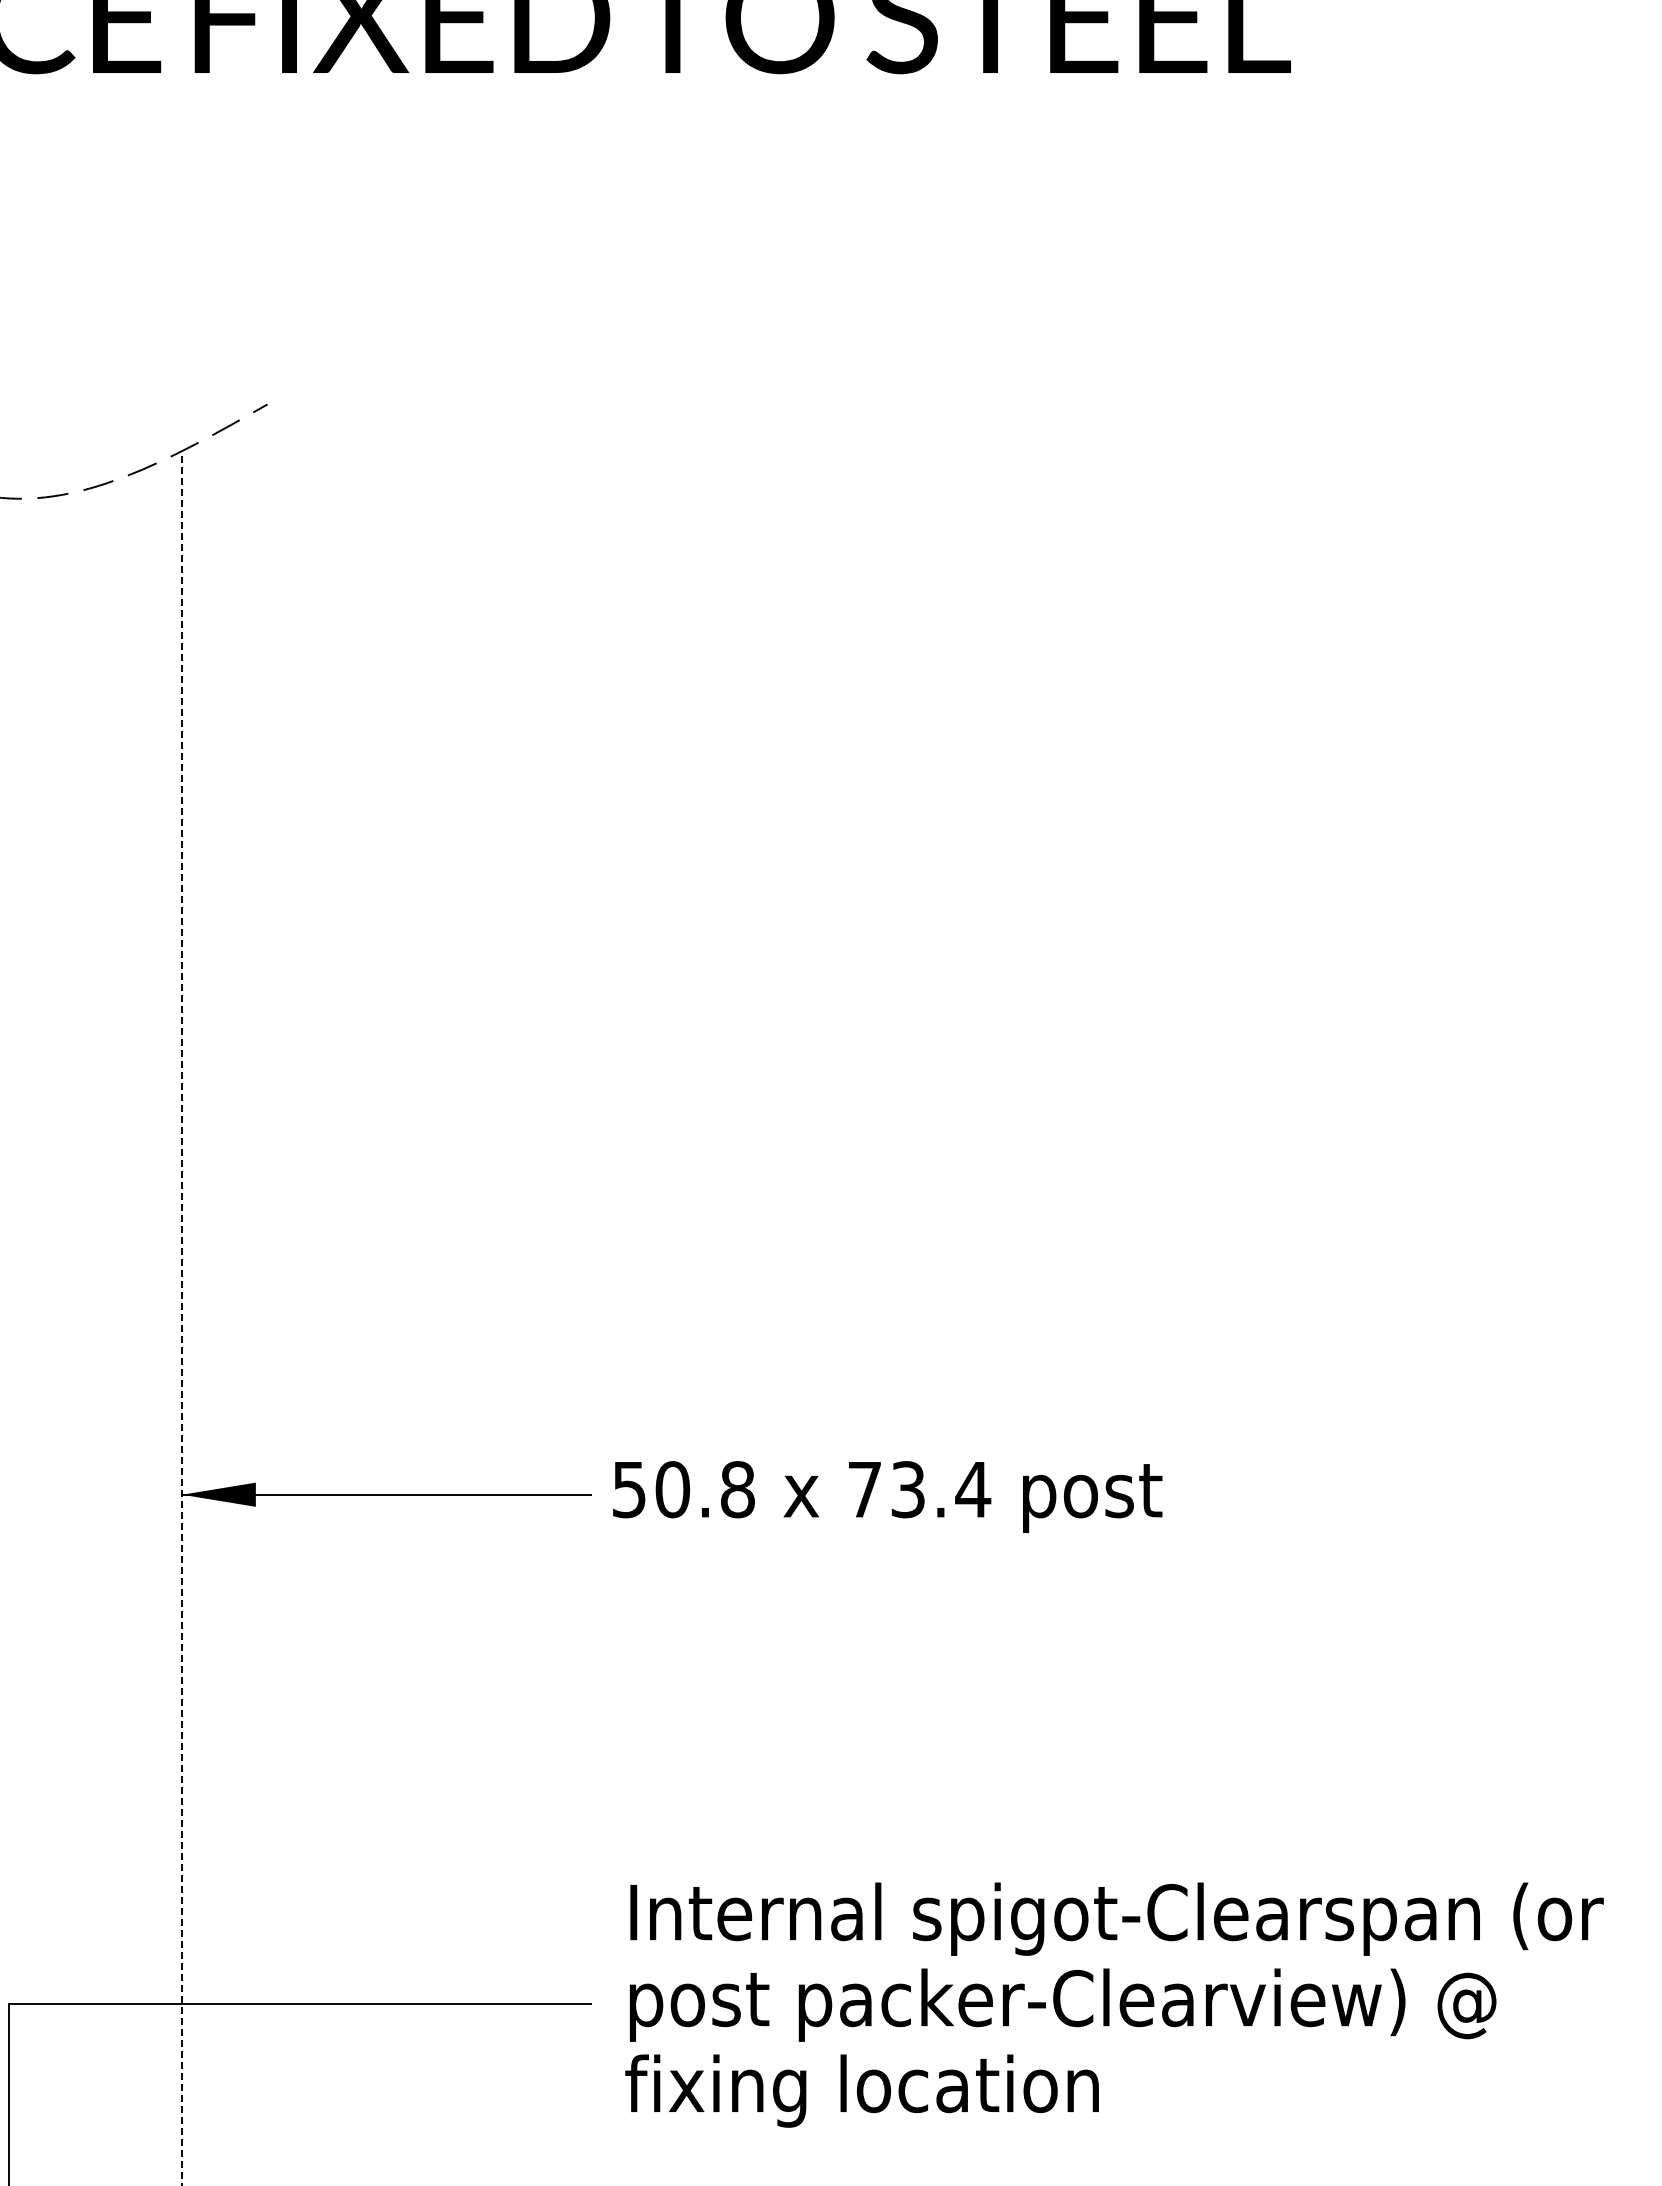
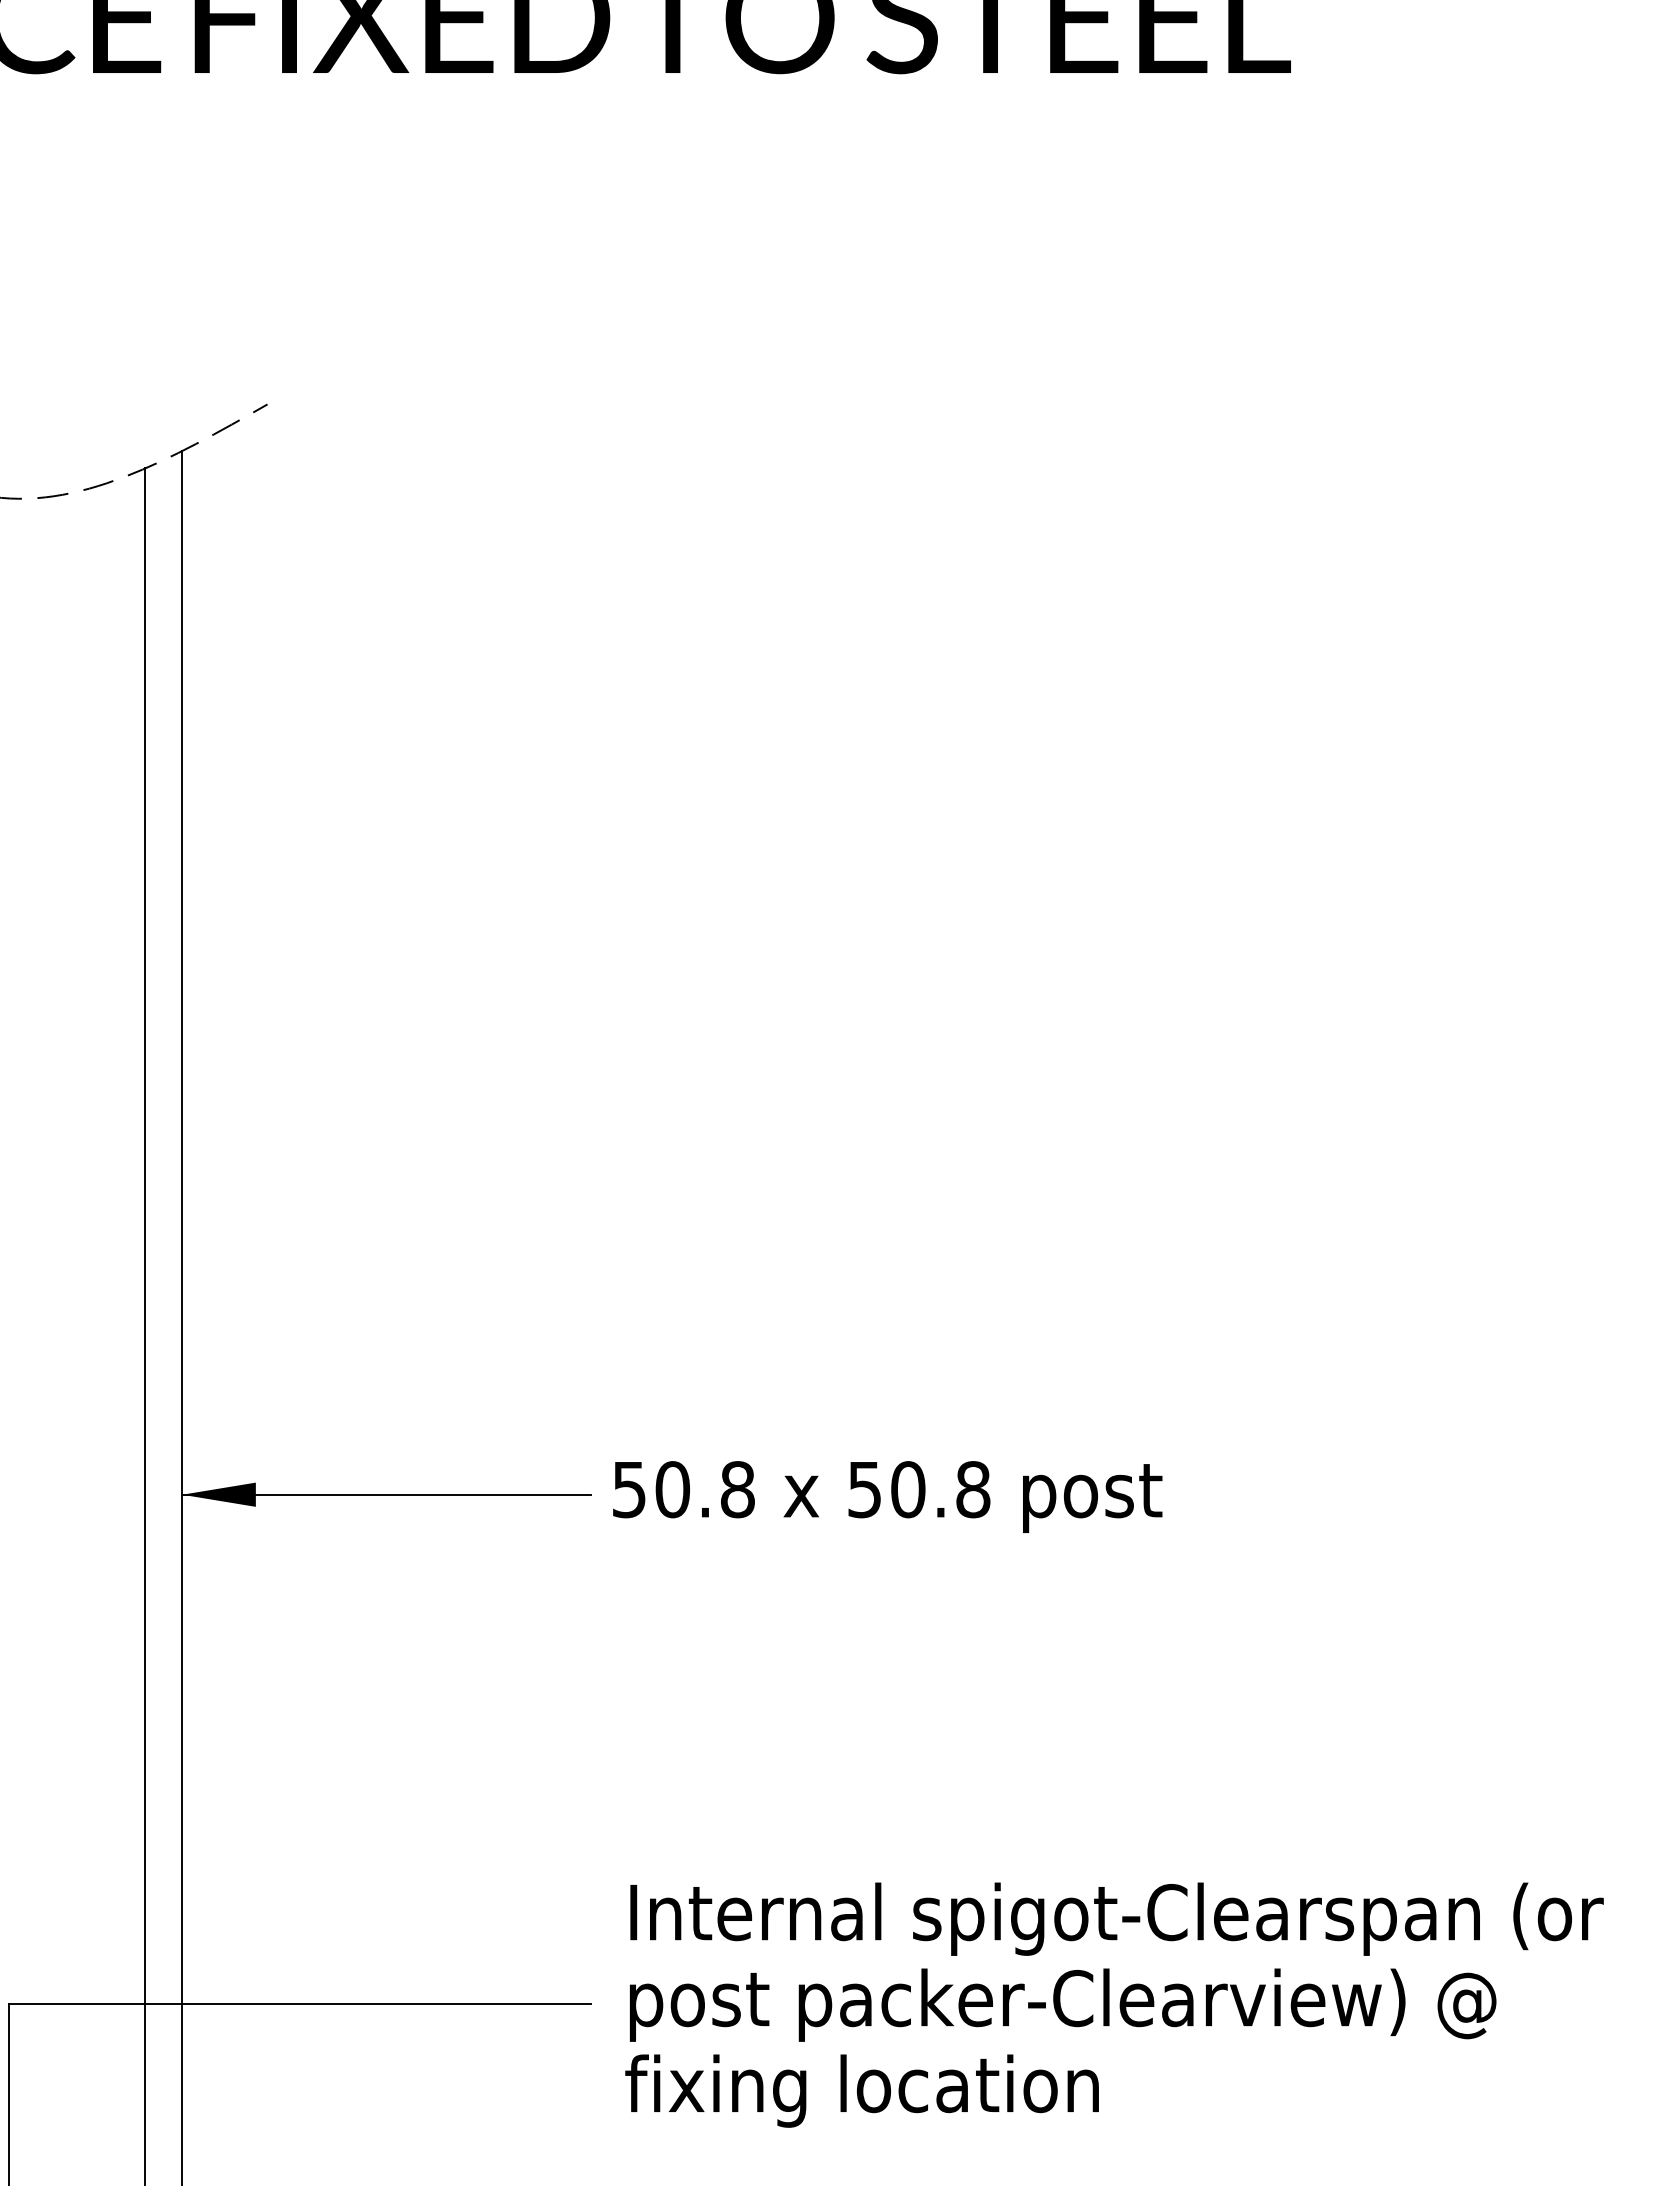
line: dashed -> solid (182, 1318)
line: none -> present (145, 1325)
text: 73.4 -> 50.8 (919, 1489)
